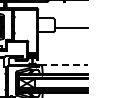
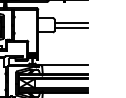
line: none -> present (71, 22)
line: dashed -> solid (64, 64)
